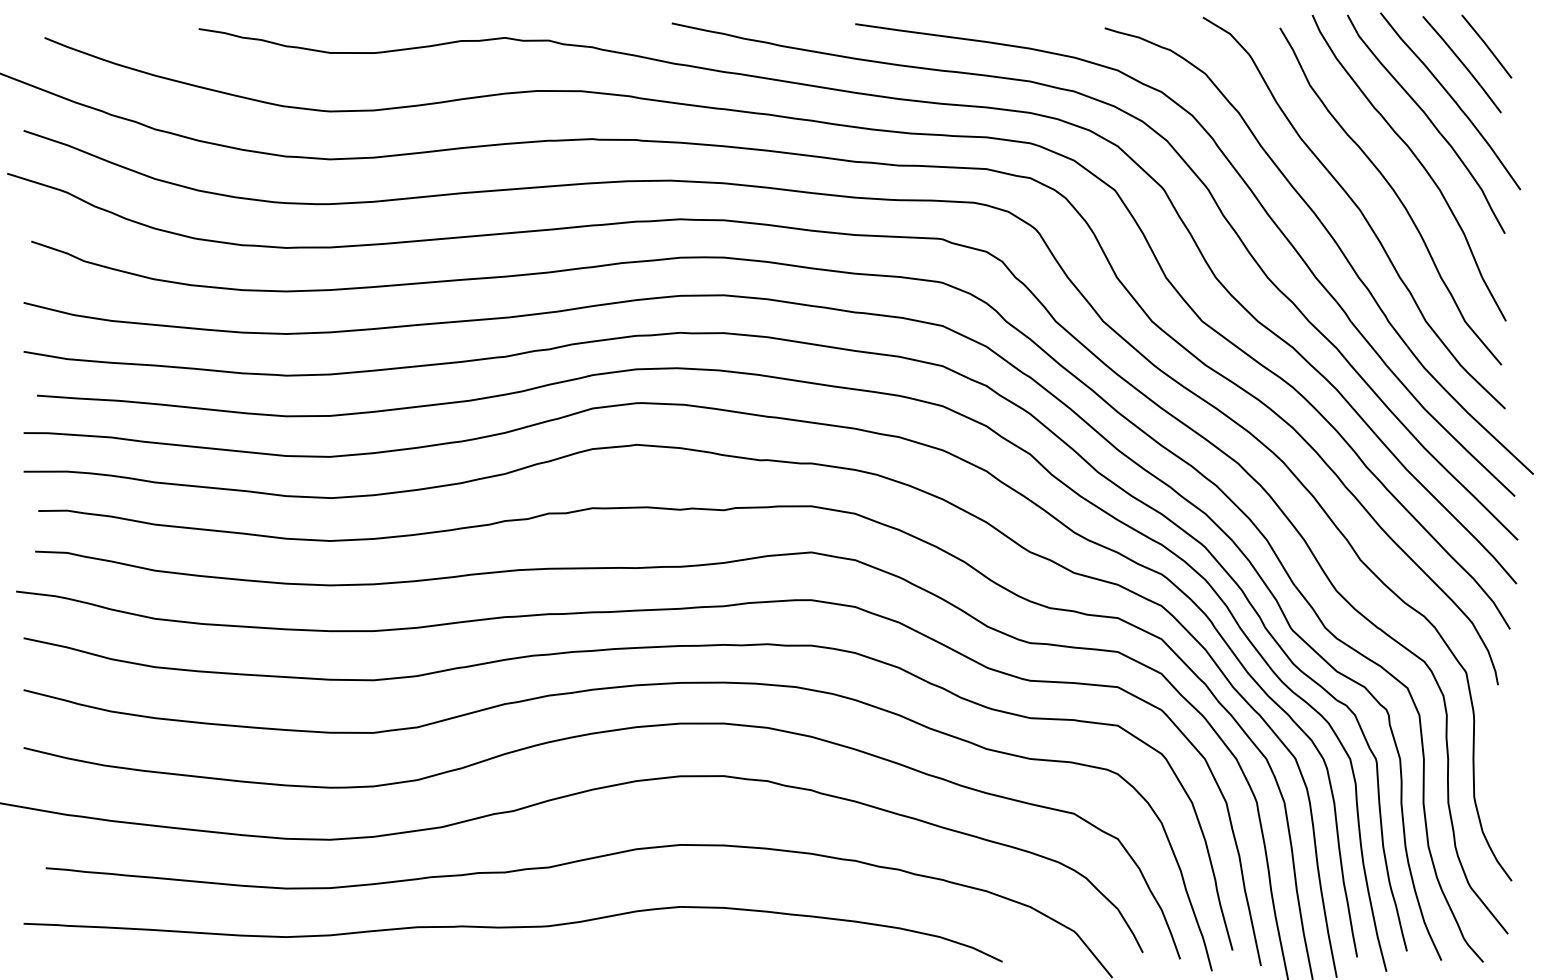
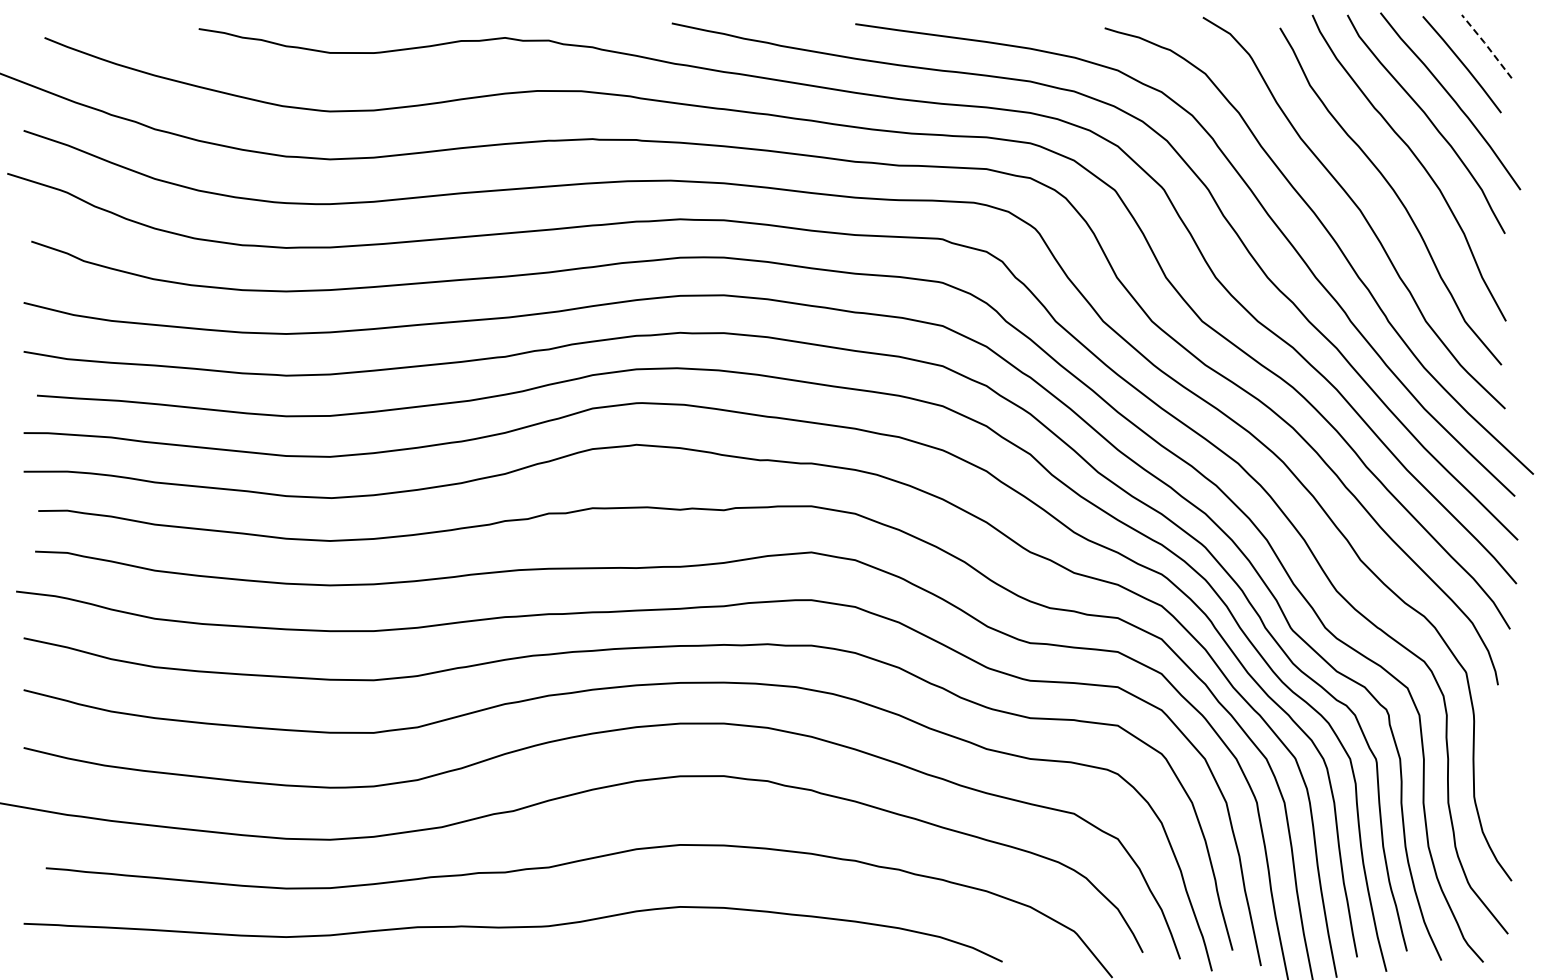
line: solid -> dashed (1486, 45)
